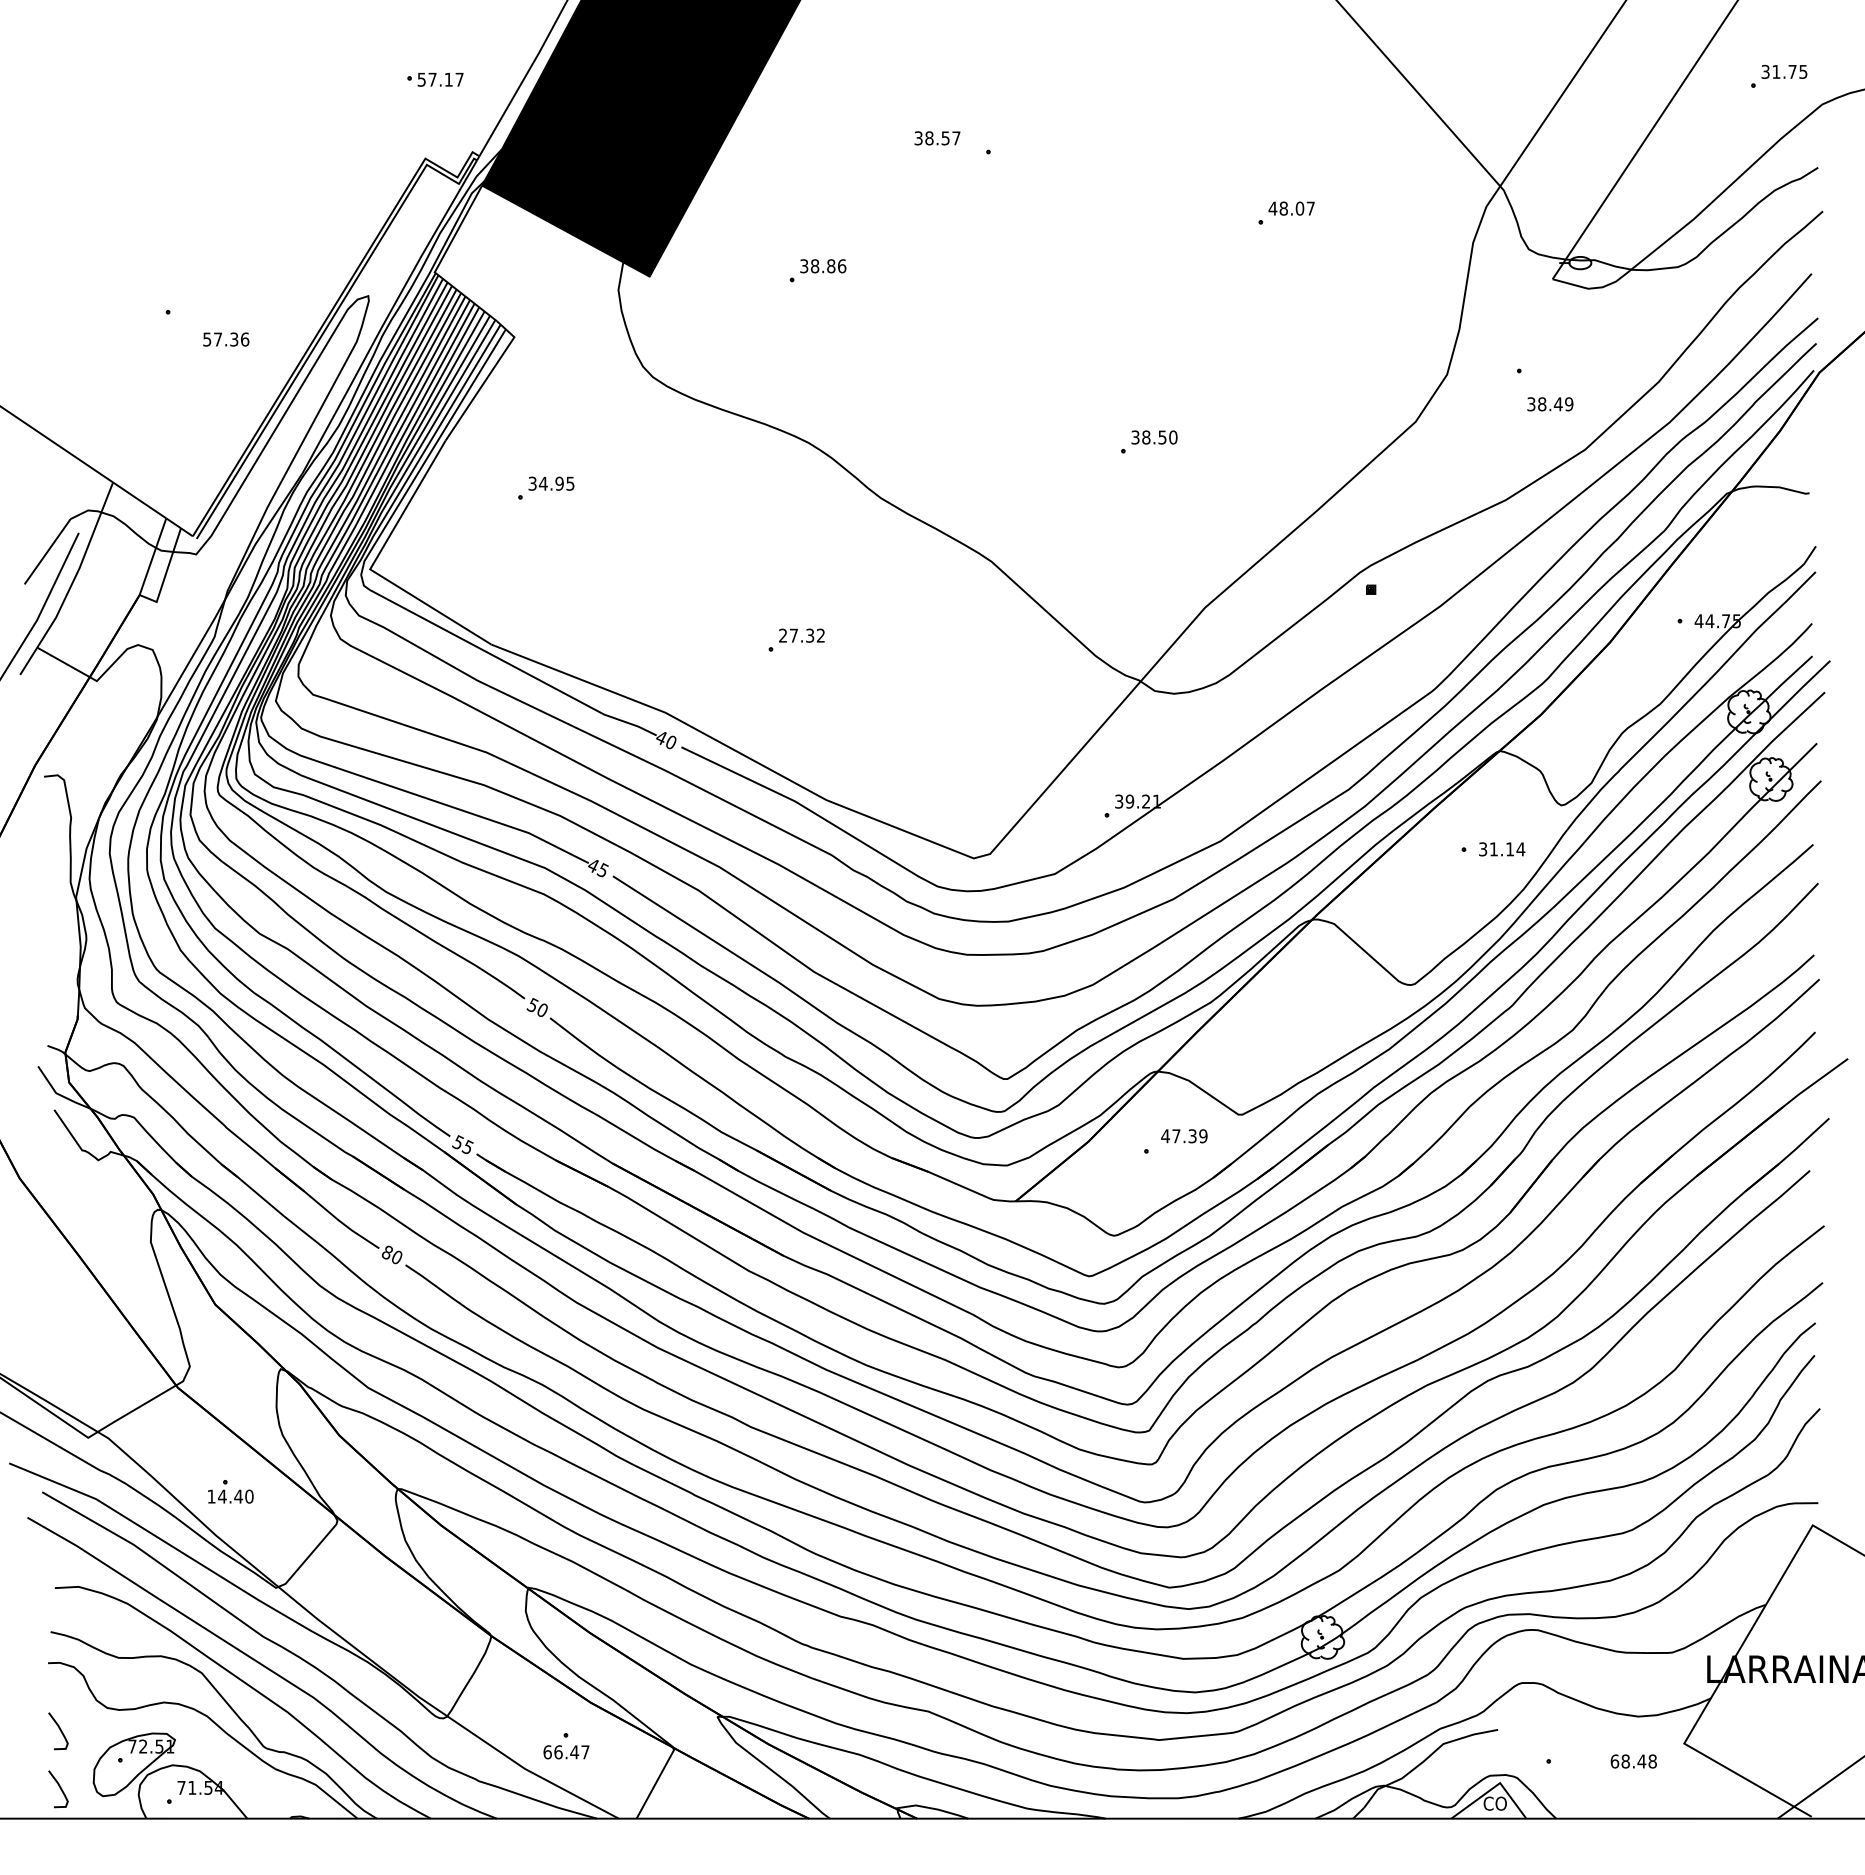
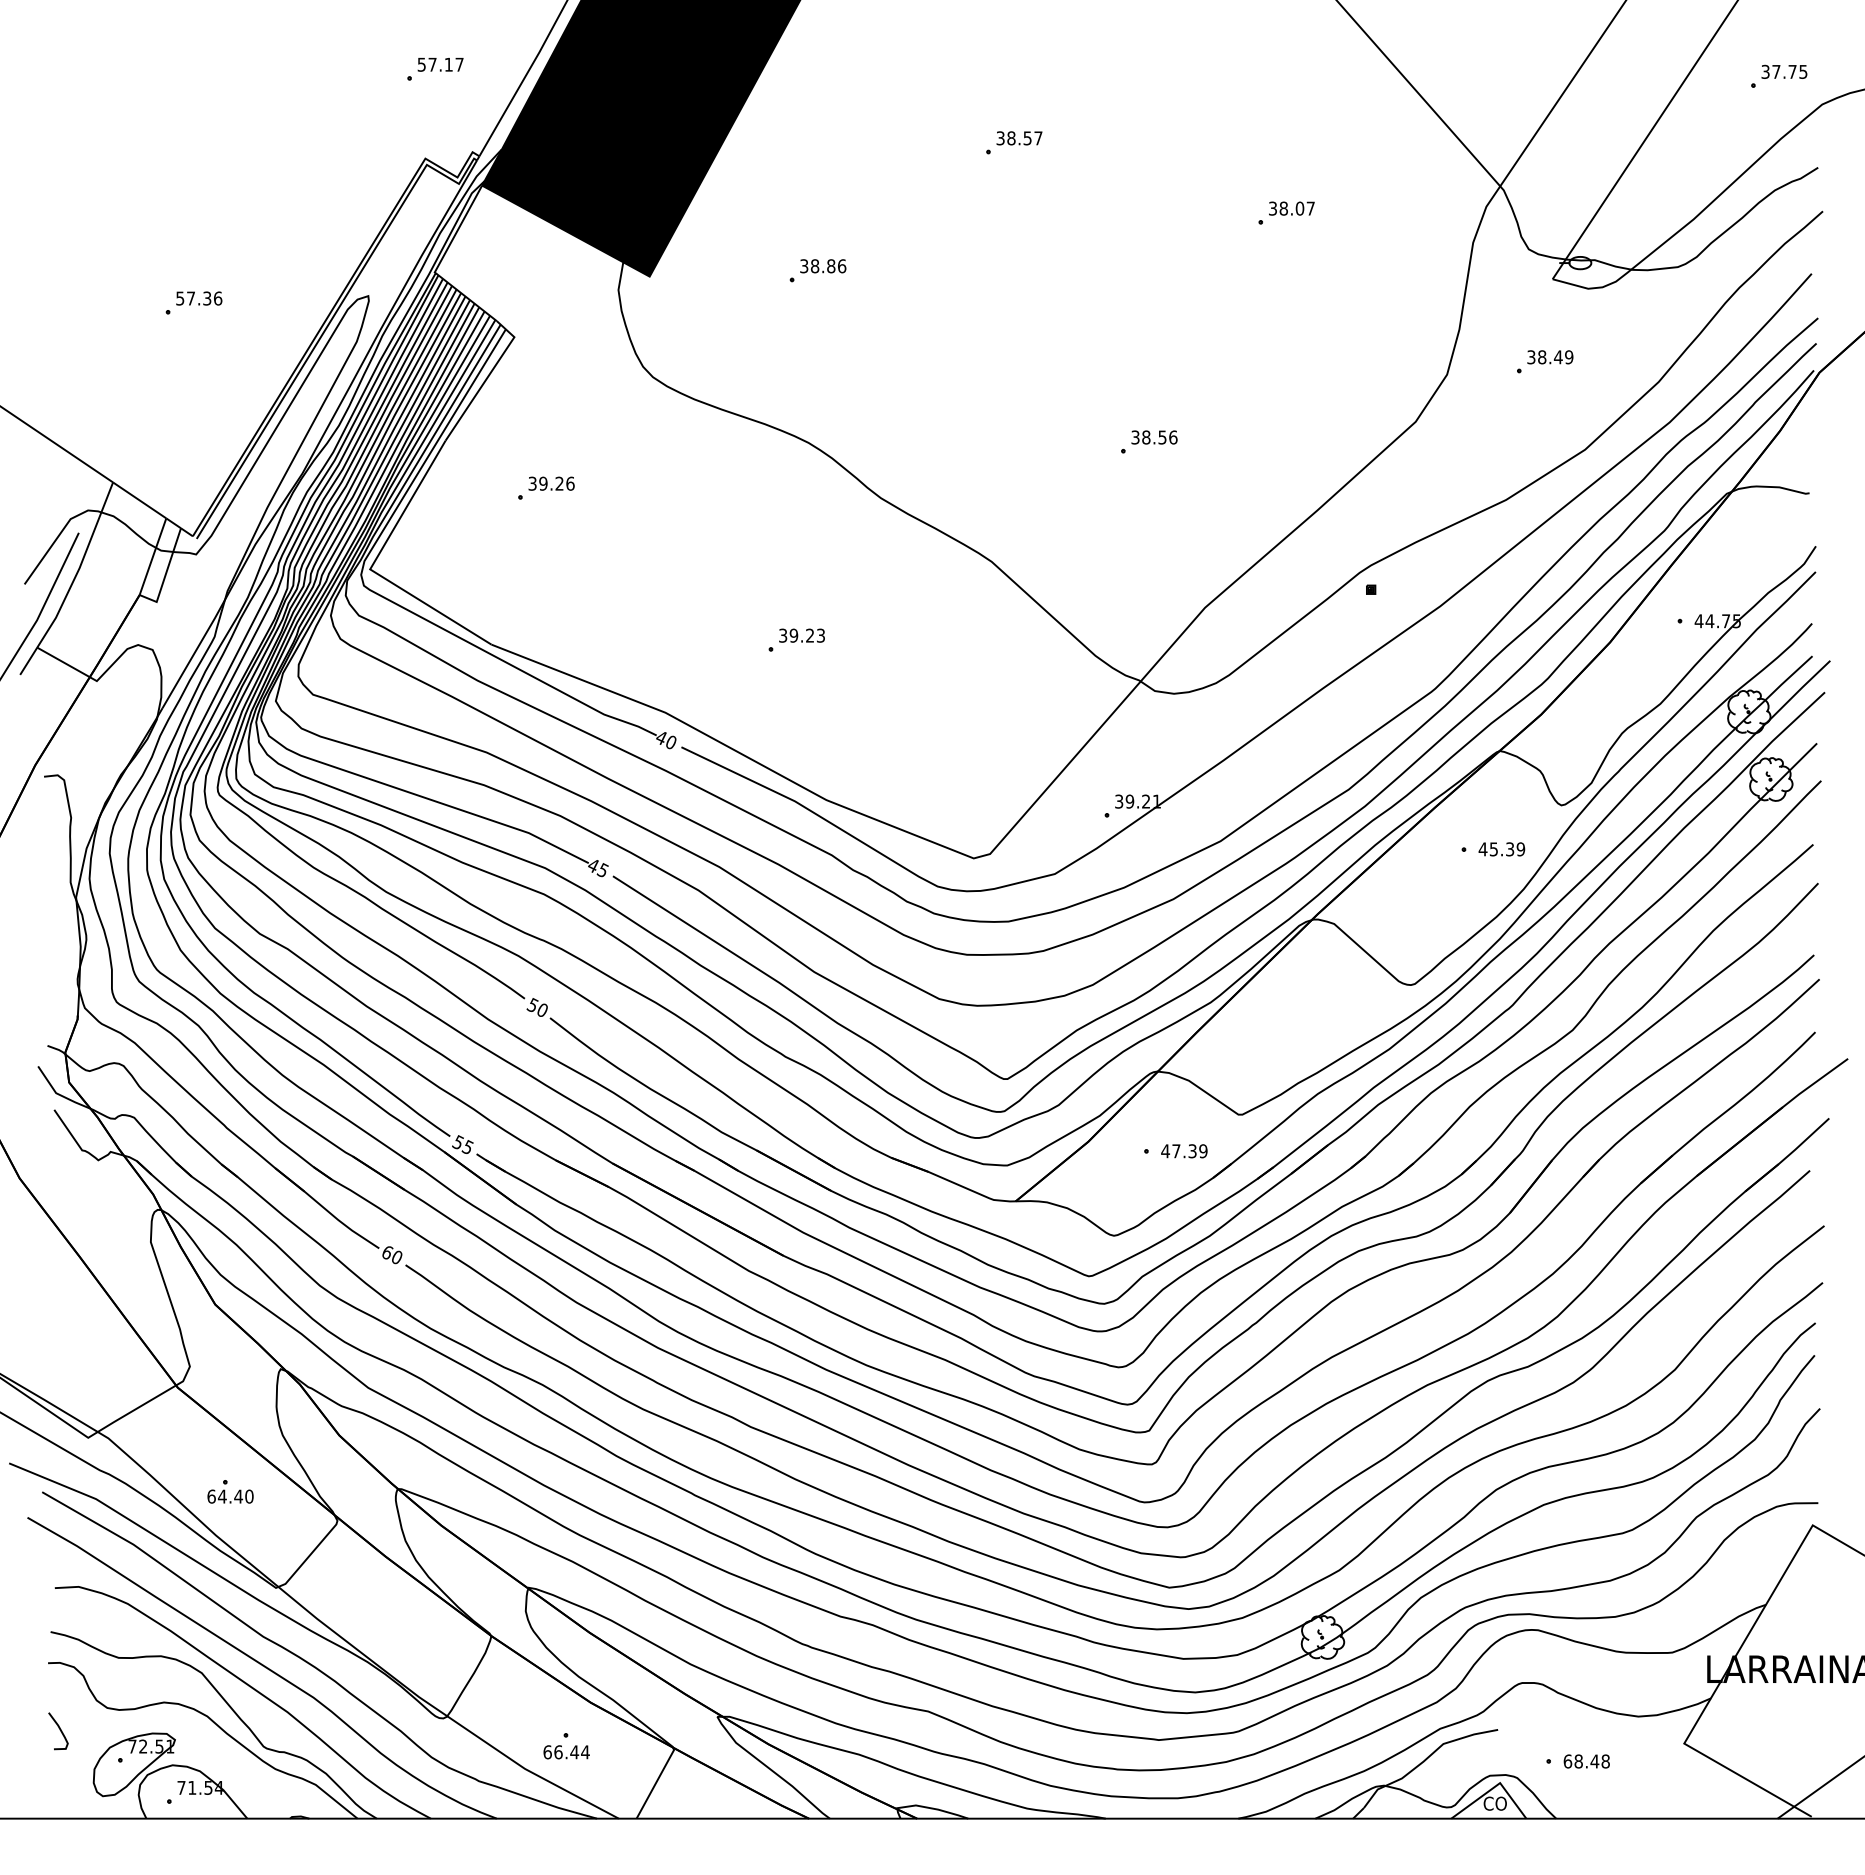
text: 31.75 -> 37.75 (1776, 71)
text position: (440, 79) -> (440, 64) (440, 64)
text position: (937, 138) -> (1019, 138) (1019, 138)
text: 48.07 -> 38.07 (1272, 208)
text position: (226, 339) -> (199, 298) (199, 298)
text position: (1550, 404) -> (1550, 357) (1550, 357)
text: 38.50 -> 38.56 (1173, 437)
text: 34.95 -> 39.26 (556, 483)
text: 27.32 -> 39.23 (801, 635)
text: 31.14 -> 45.39 (1501, 849)
text position: (1184, 1136) -> (1184, 1151) (1184, 1151)
text: 80 -> 60 (387, 1251)
text: 14.40 -> 64.40 (211, 1496)
text: 66.47 -> 66.44 (585, 1752)
text position: (1633, 1761) -> (1586, 1761) (1586, 1761)
curve: present -> none (59, 1788)
